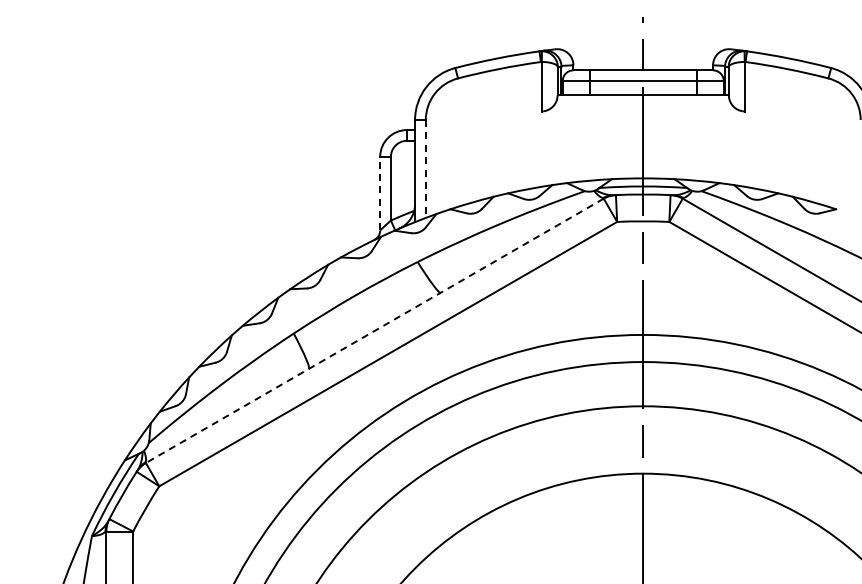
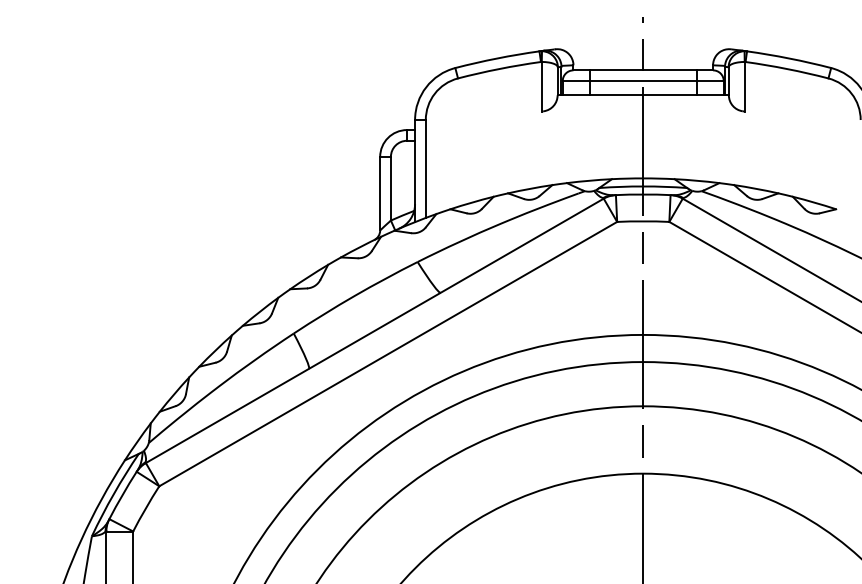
line: dashed -> solid (425, 169)
line: dashed -> solid (380, 193)
line: dashed -> solid (374, 331)
